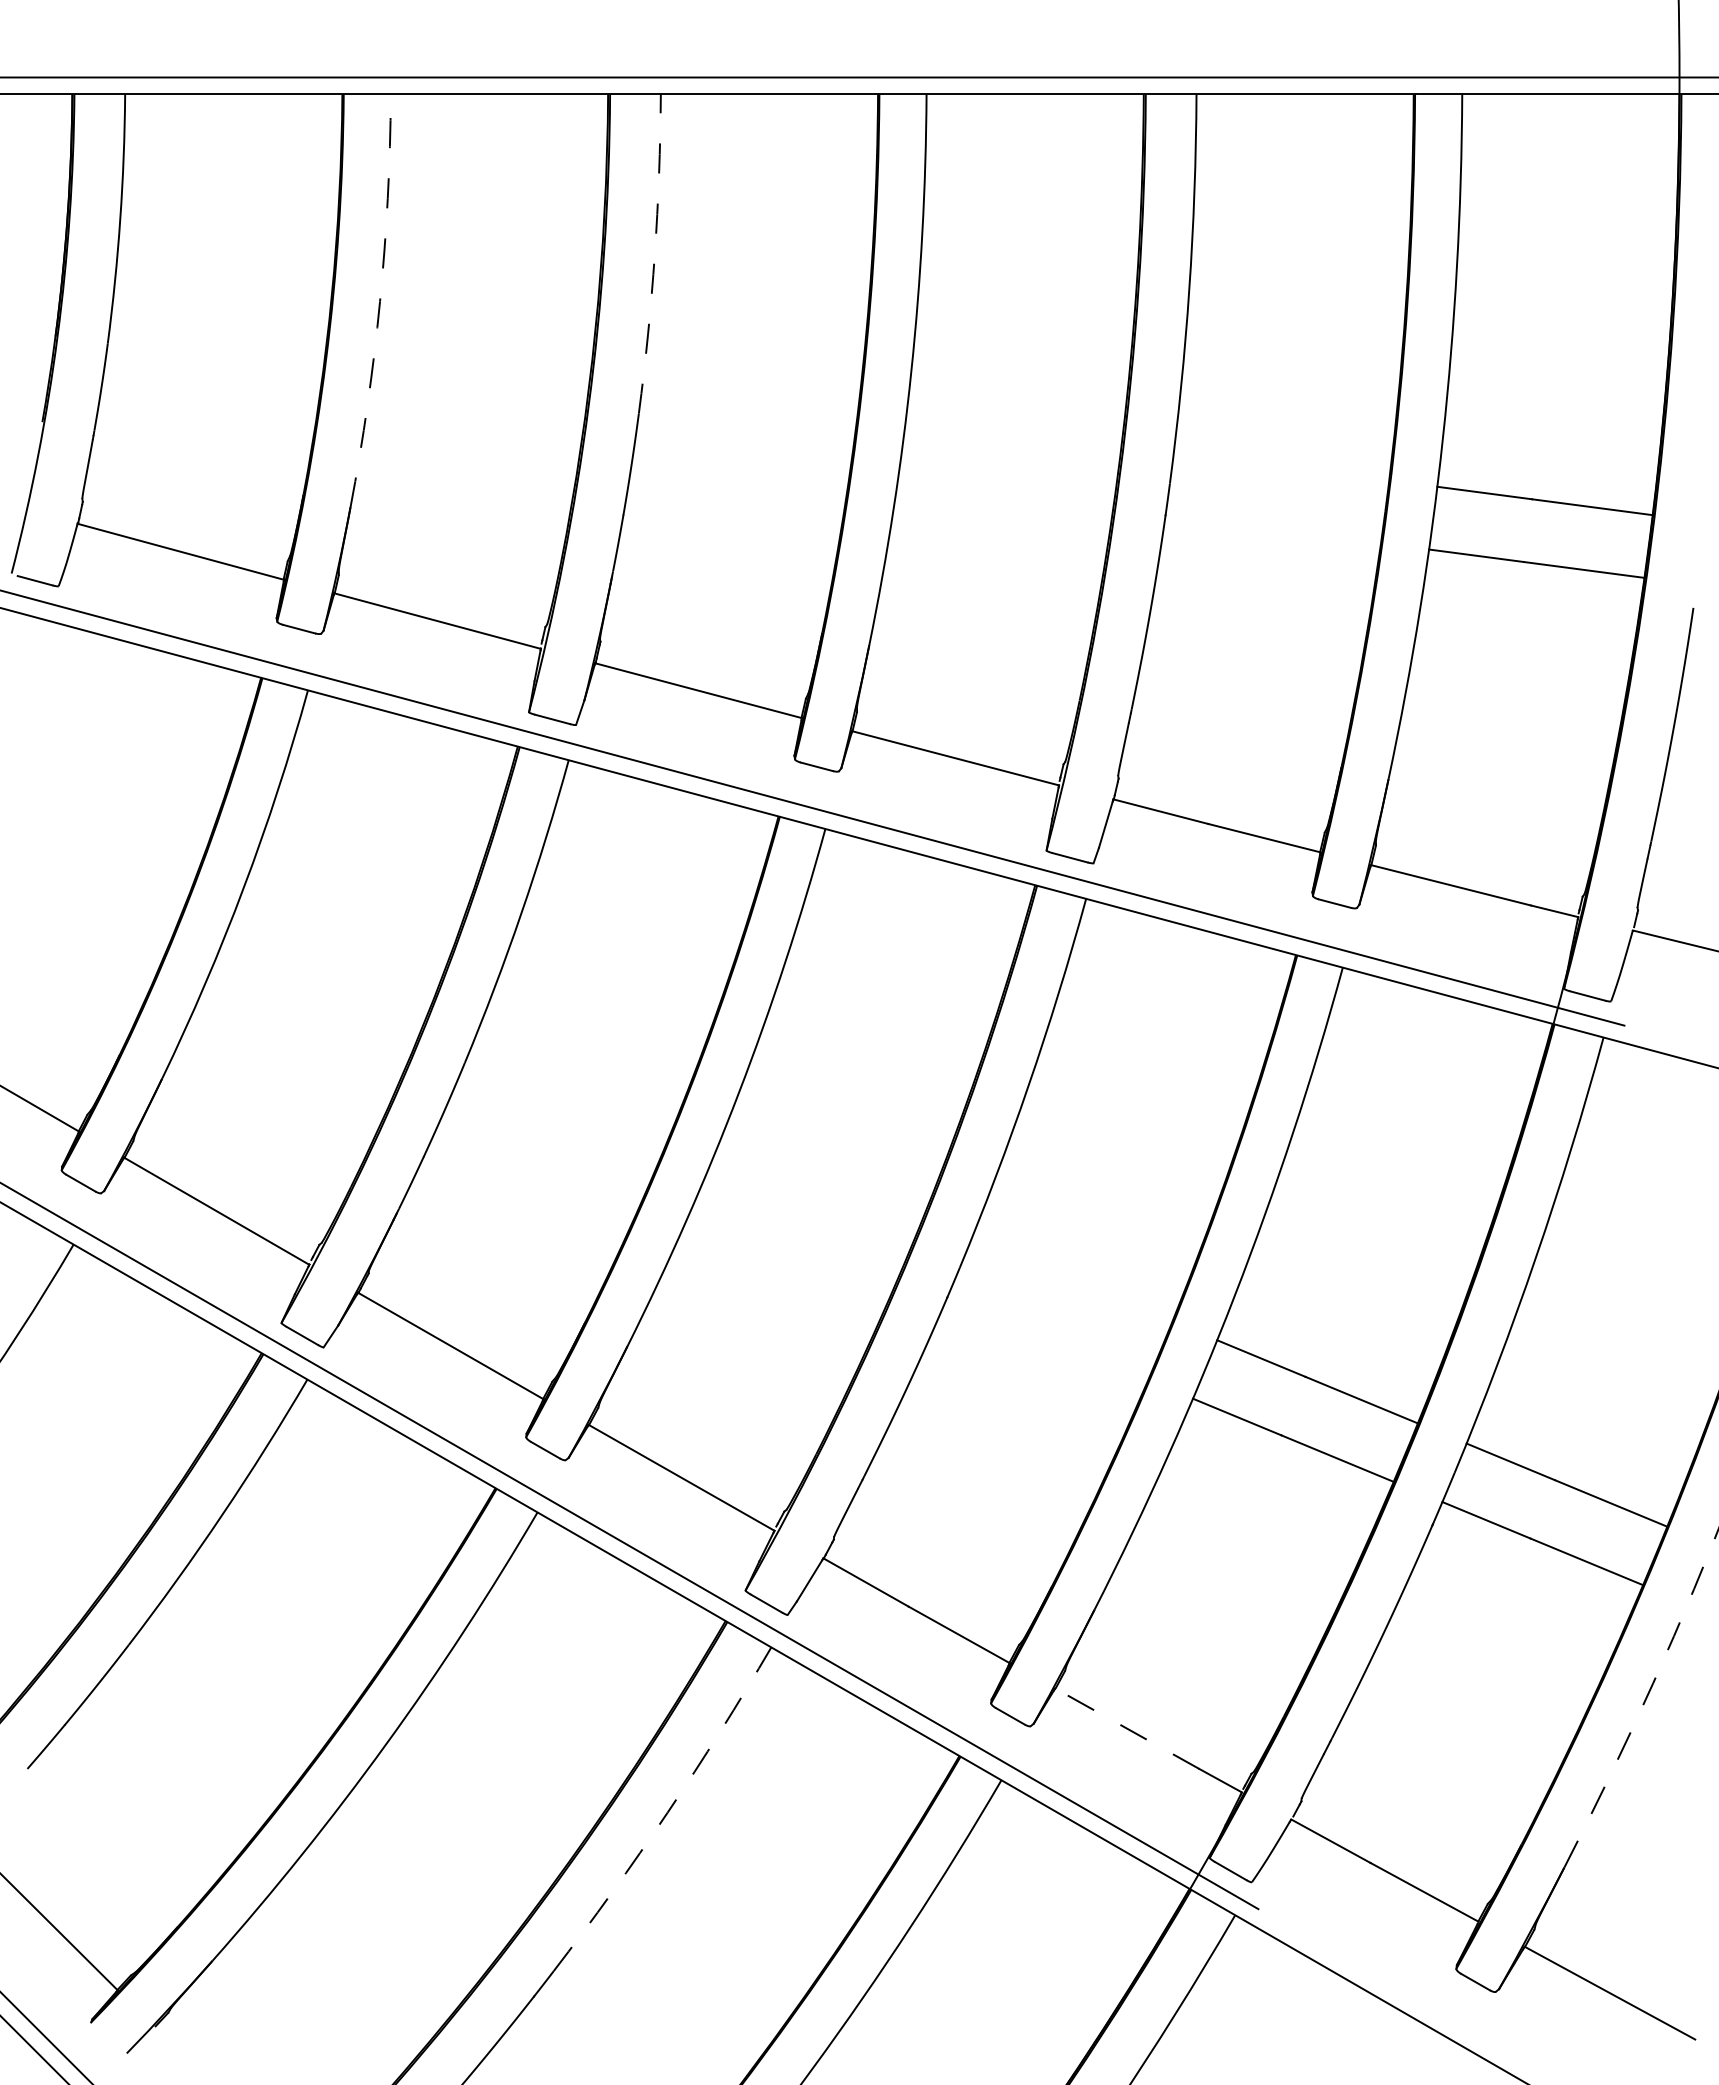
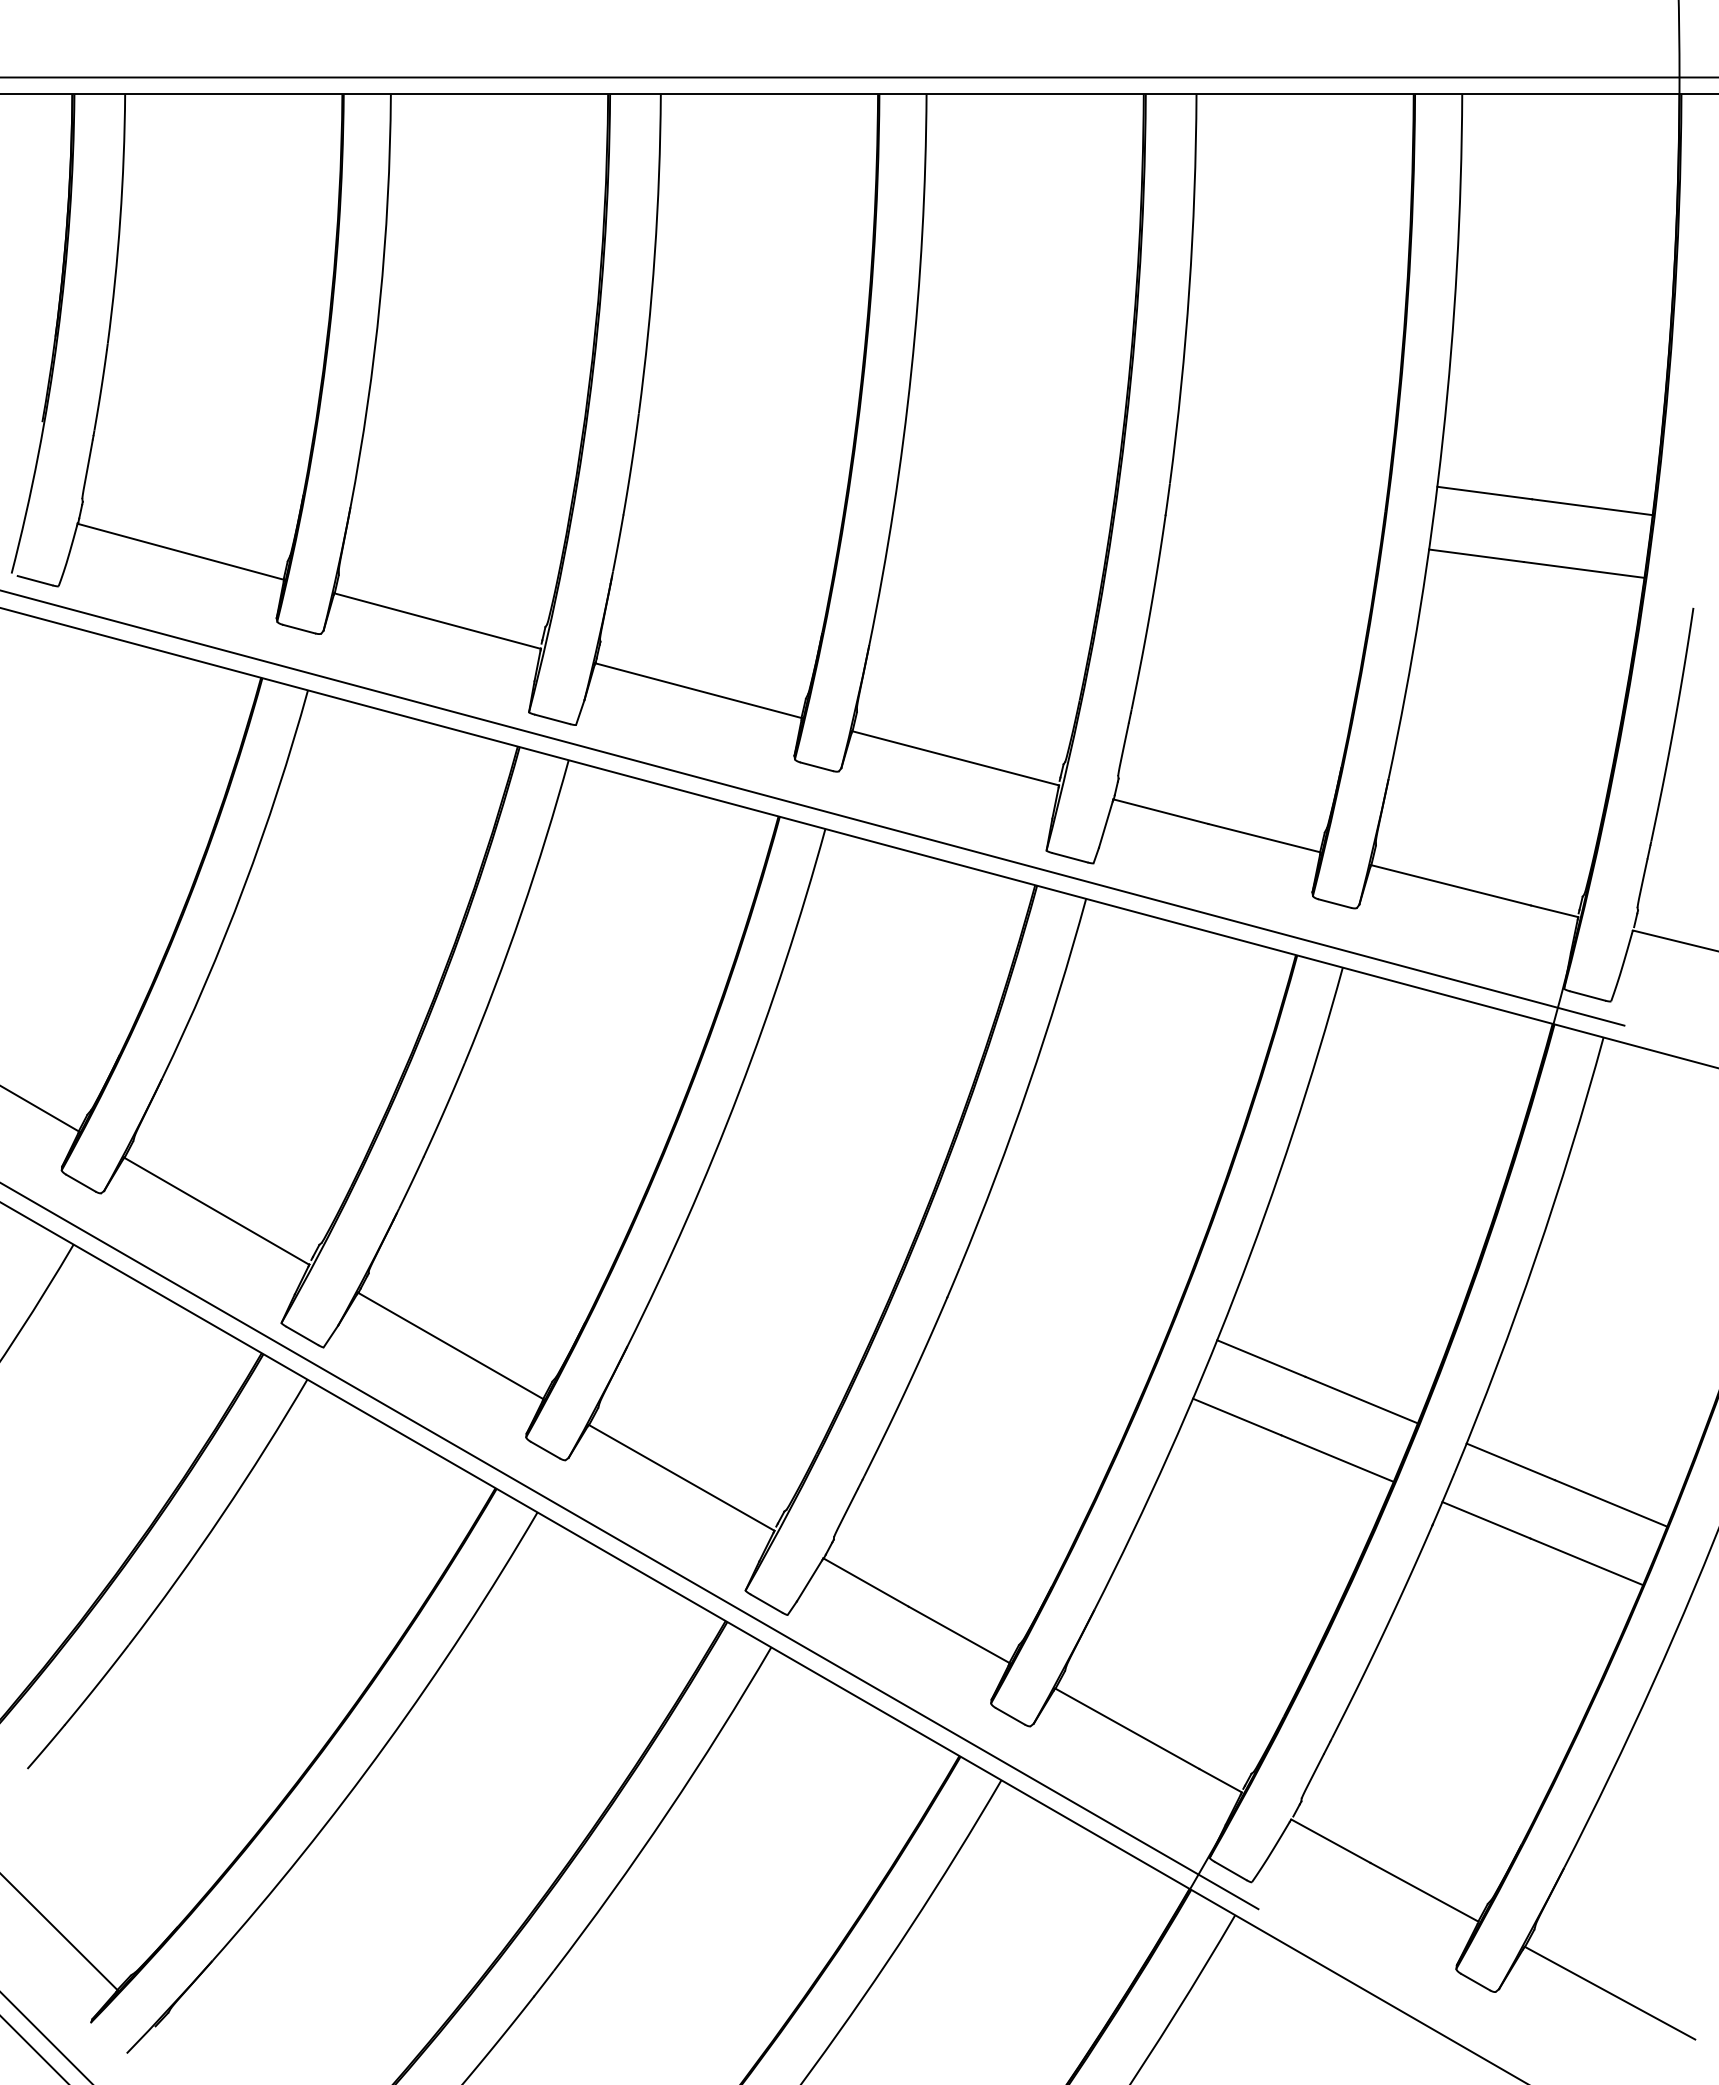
arc: dashed -> solid (654, 254)
arc: dashed -> solid (380, 301)
arc: dashed -> solid (1645, 1699)
line: dashed -> solid (1127, 1728)
arc: dashed -> solid (667, 1812)
